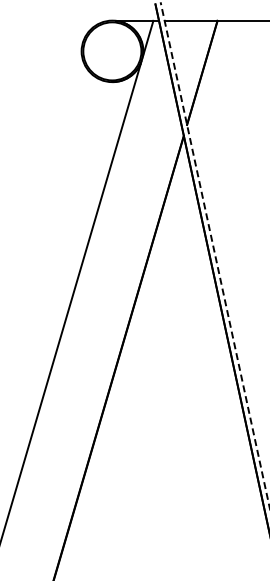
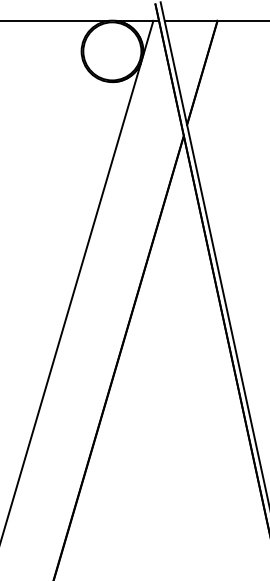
line: none -> present (55, 20)
line: dashed -> solid (215, 255)
